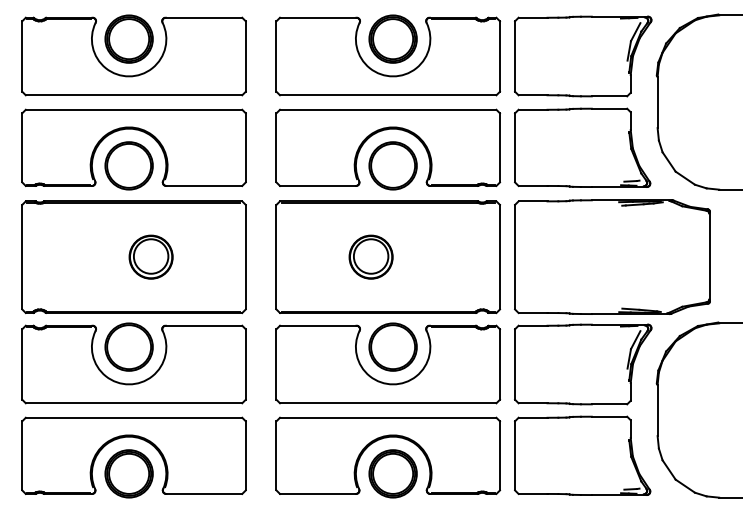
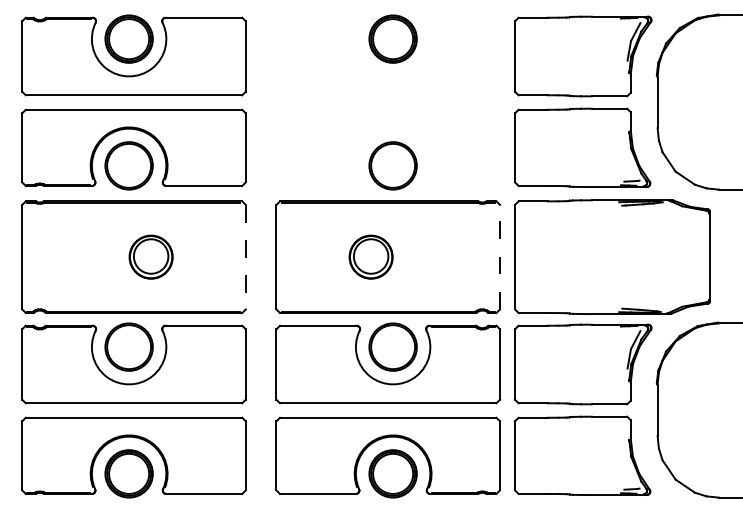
part: present -> none (382, 73)
part: present -> none (387, 130)
line: solid -> dashed (499, 256)
line: solid -> dashed (245, 257)
